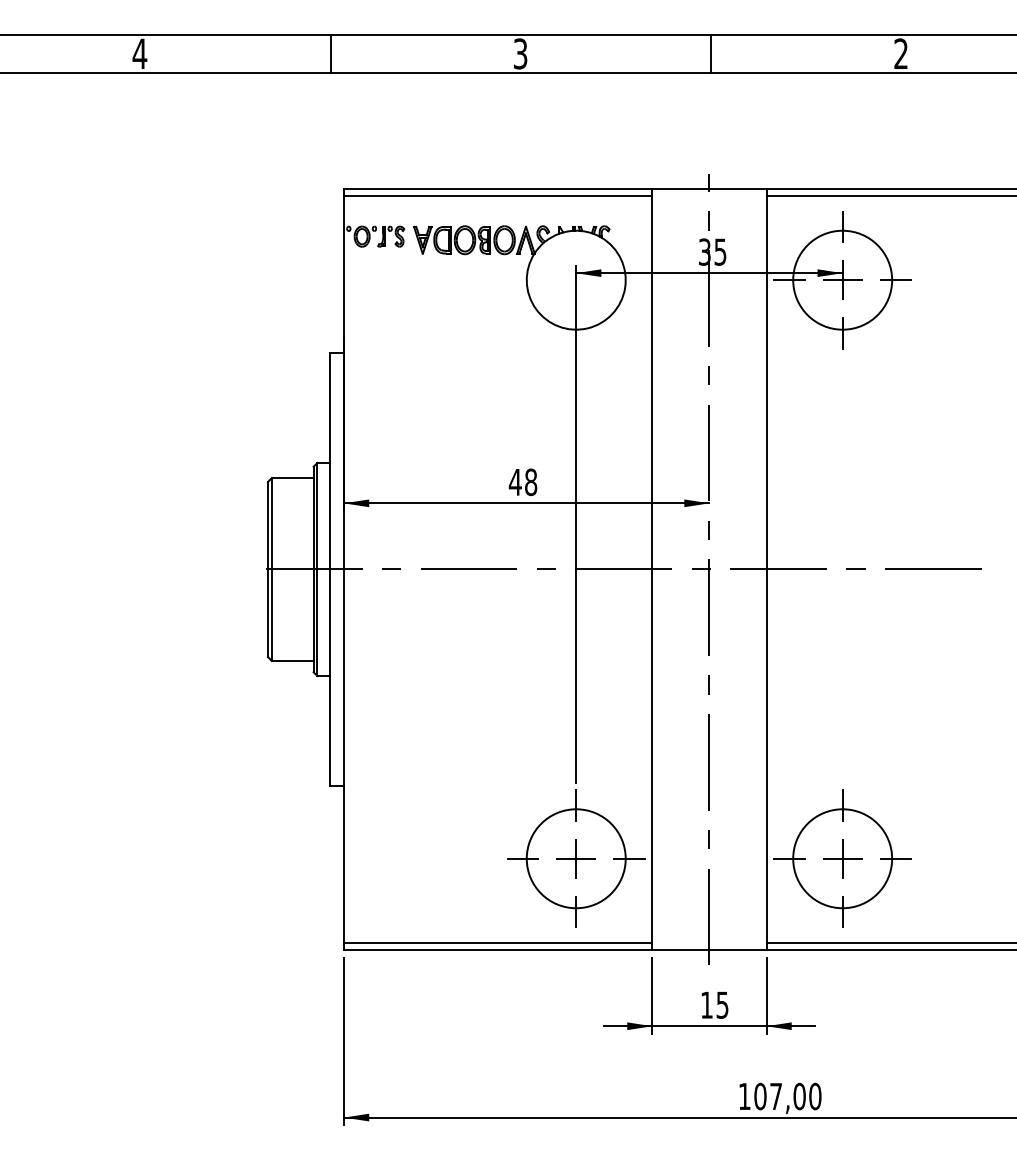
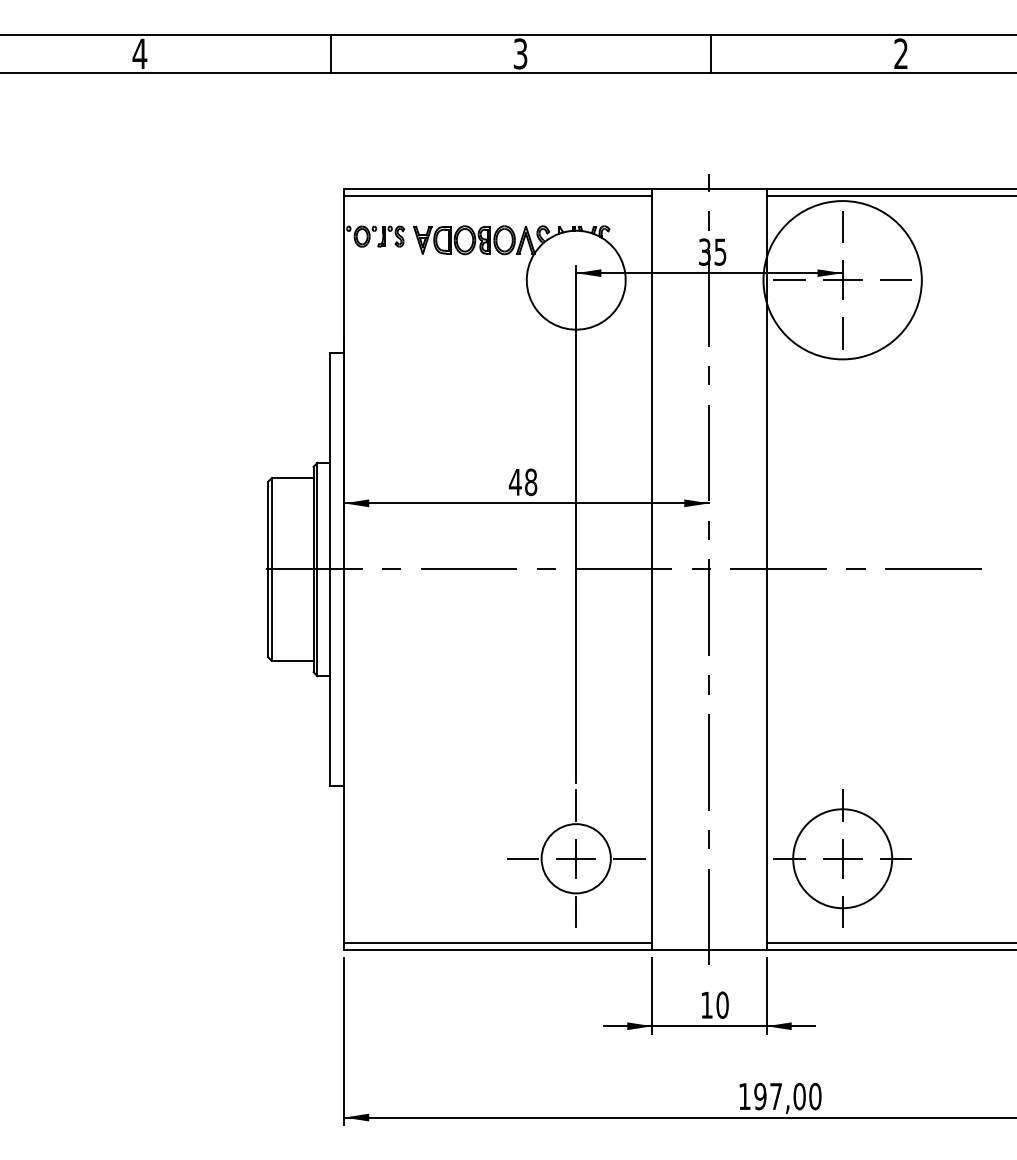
circle diameter: 99 px -> 158 px (842, 280)
circle diameter: 99 px -> 69 px (575, 858)
text: 15 -> 10 (722, 1004)
text: 107,00 -> 197,00 (760, 1096)
